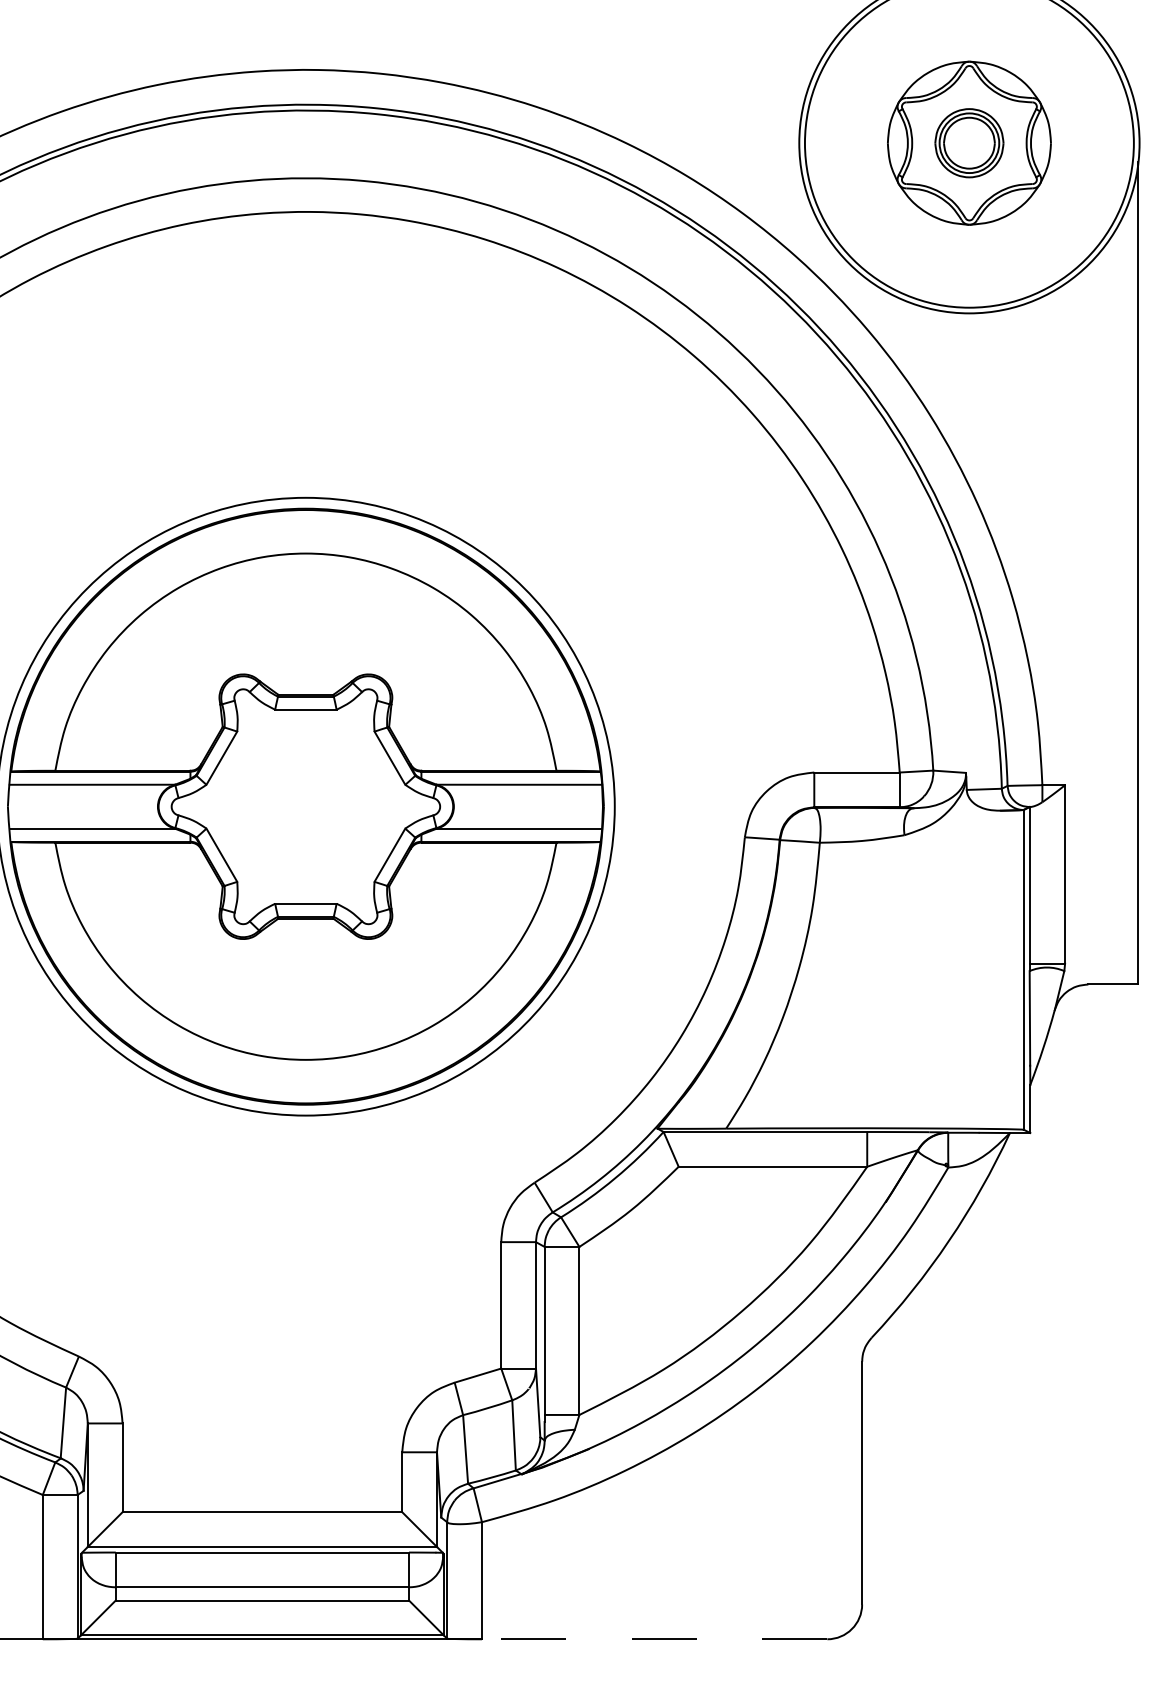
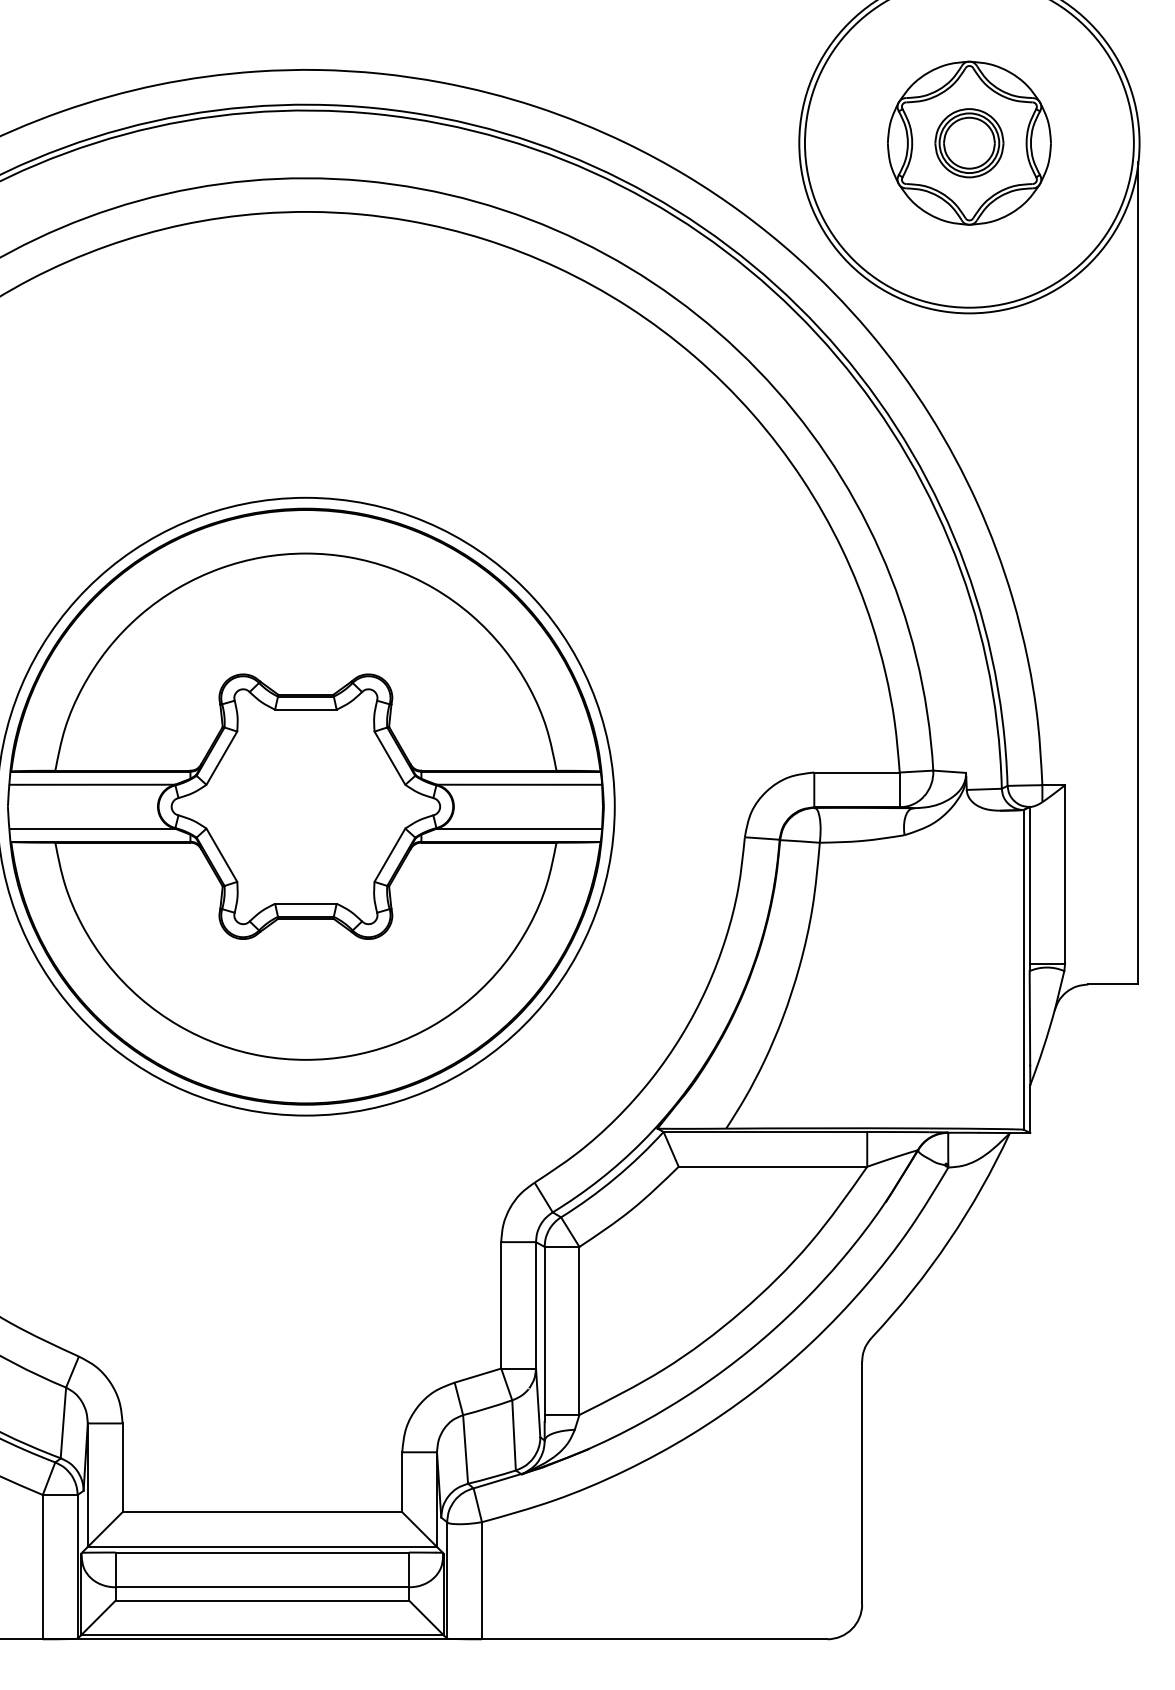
line: dashed -> solid (654, 1639)
